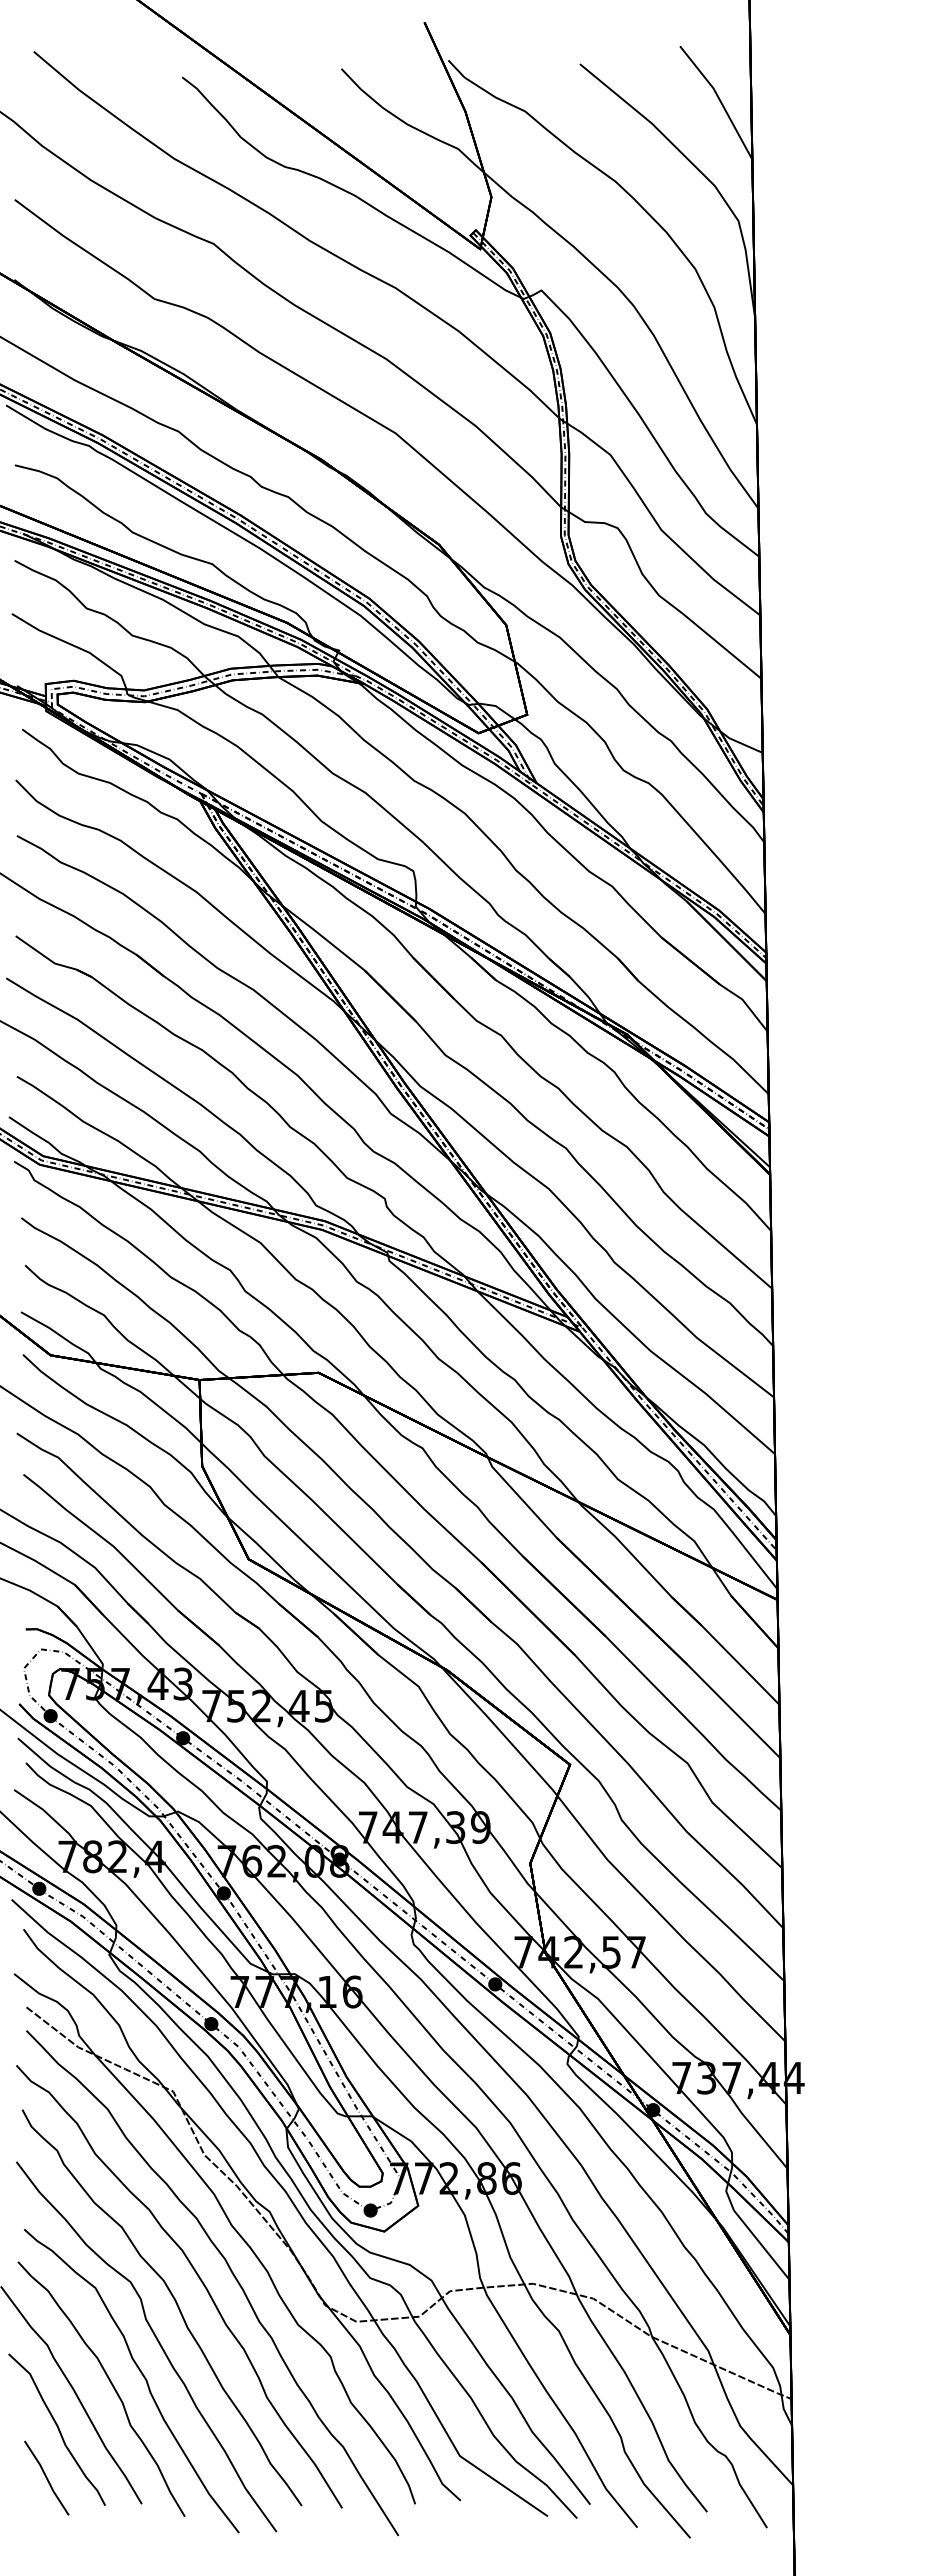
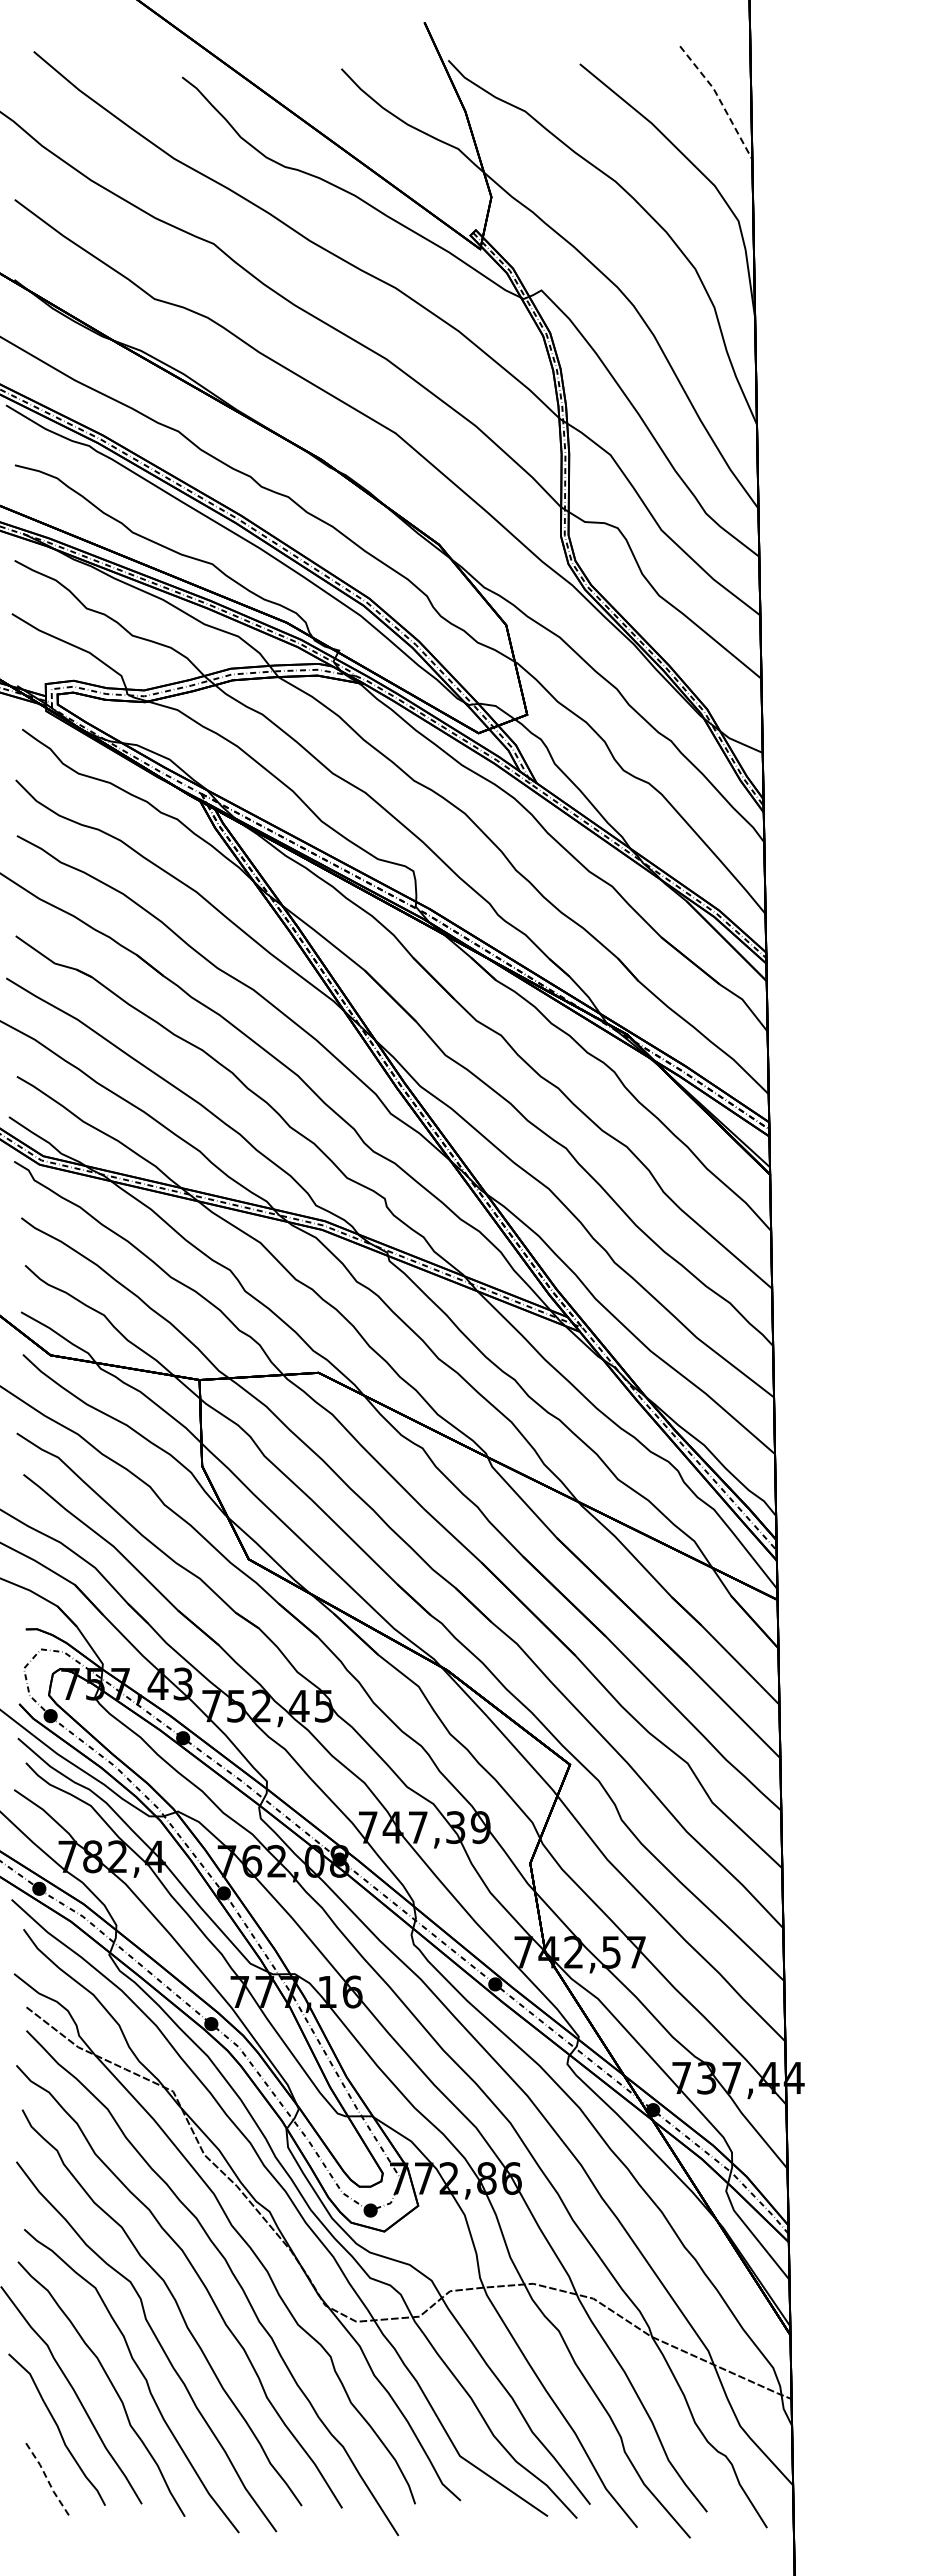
line: solid -> dashed (720, 100)
line: solid -> dashed (46, 2478)
